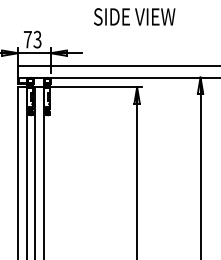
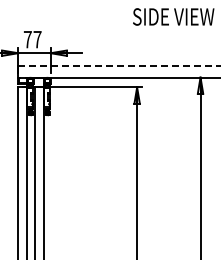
text position: (134, 16) -> (173, 16) (173, 16)
text: 73 -> 77 (37, 39)
line: solid -> dashed (120, 66)
